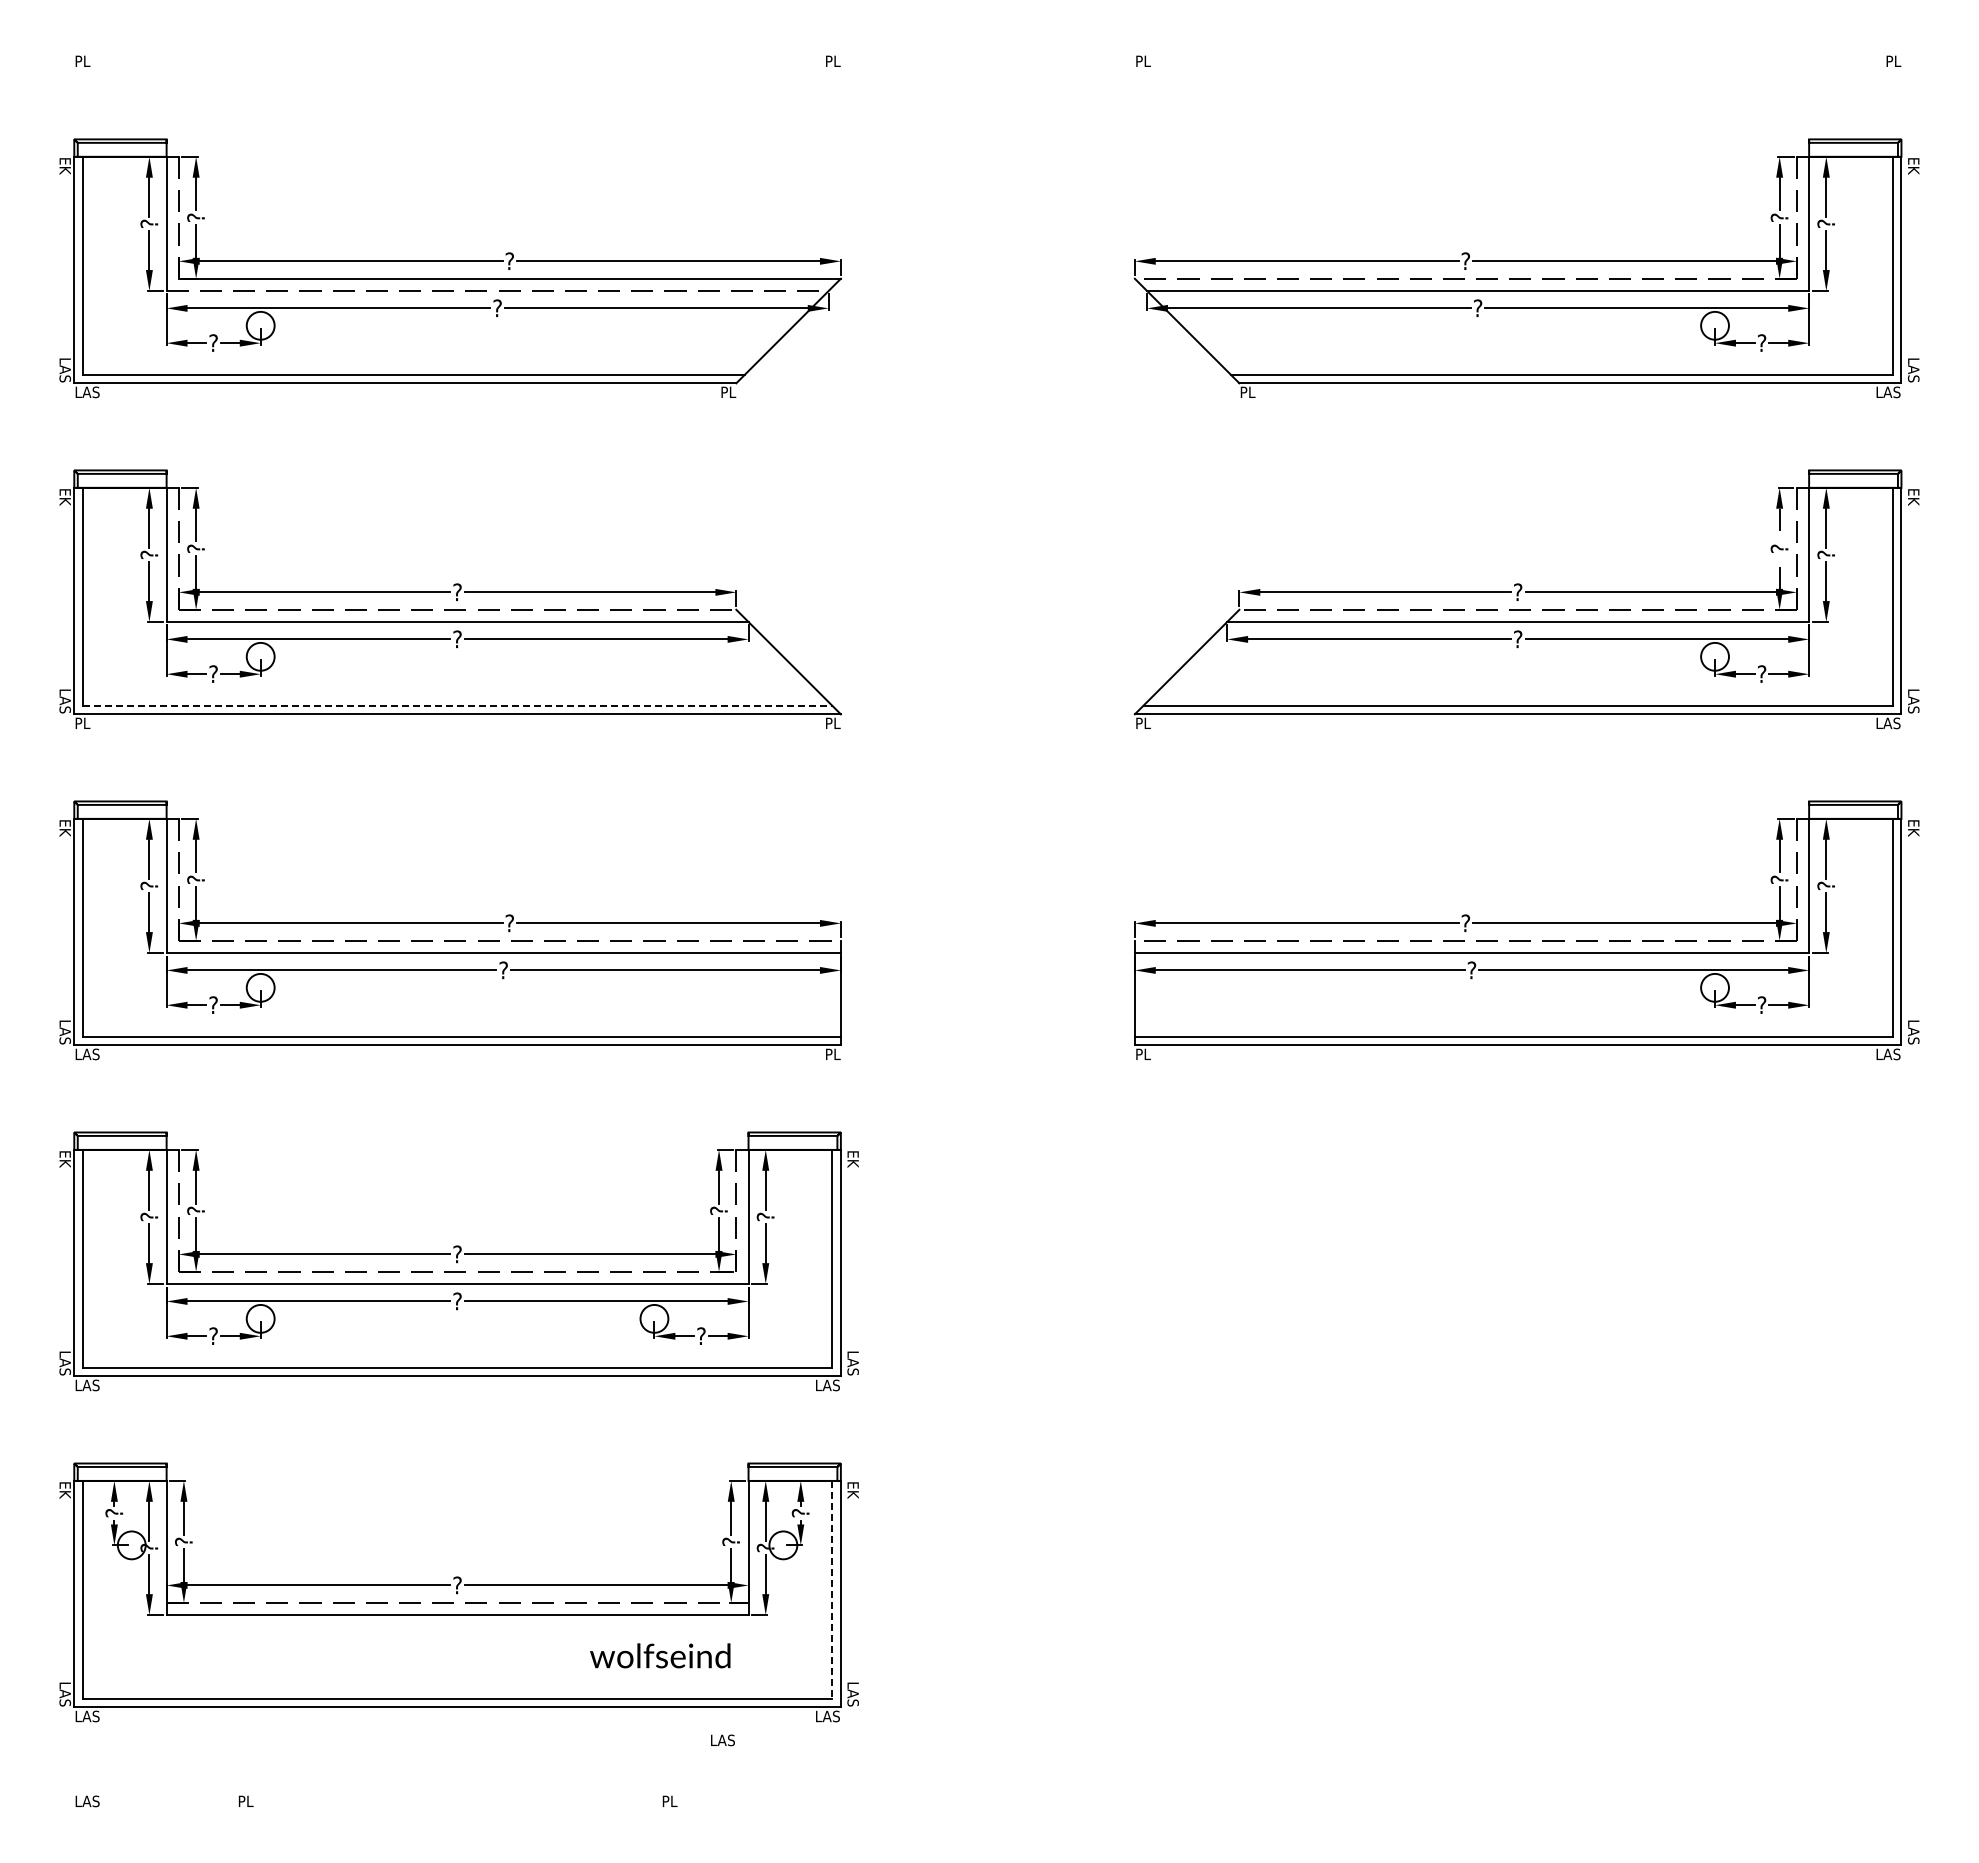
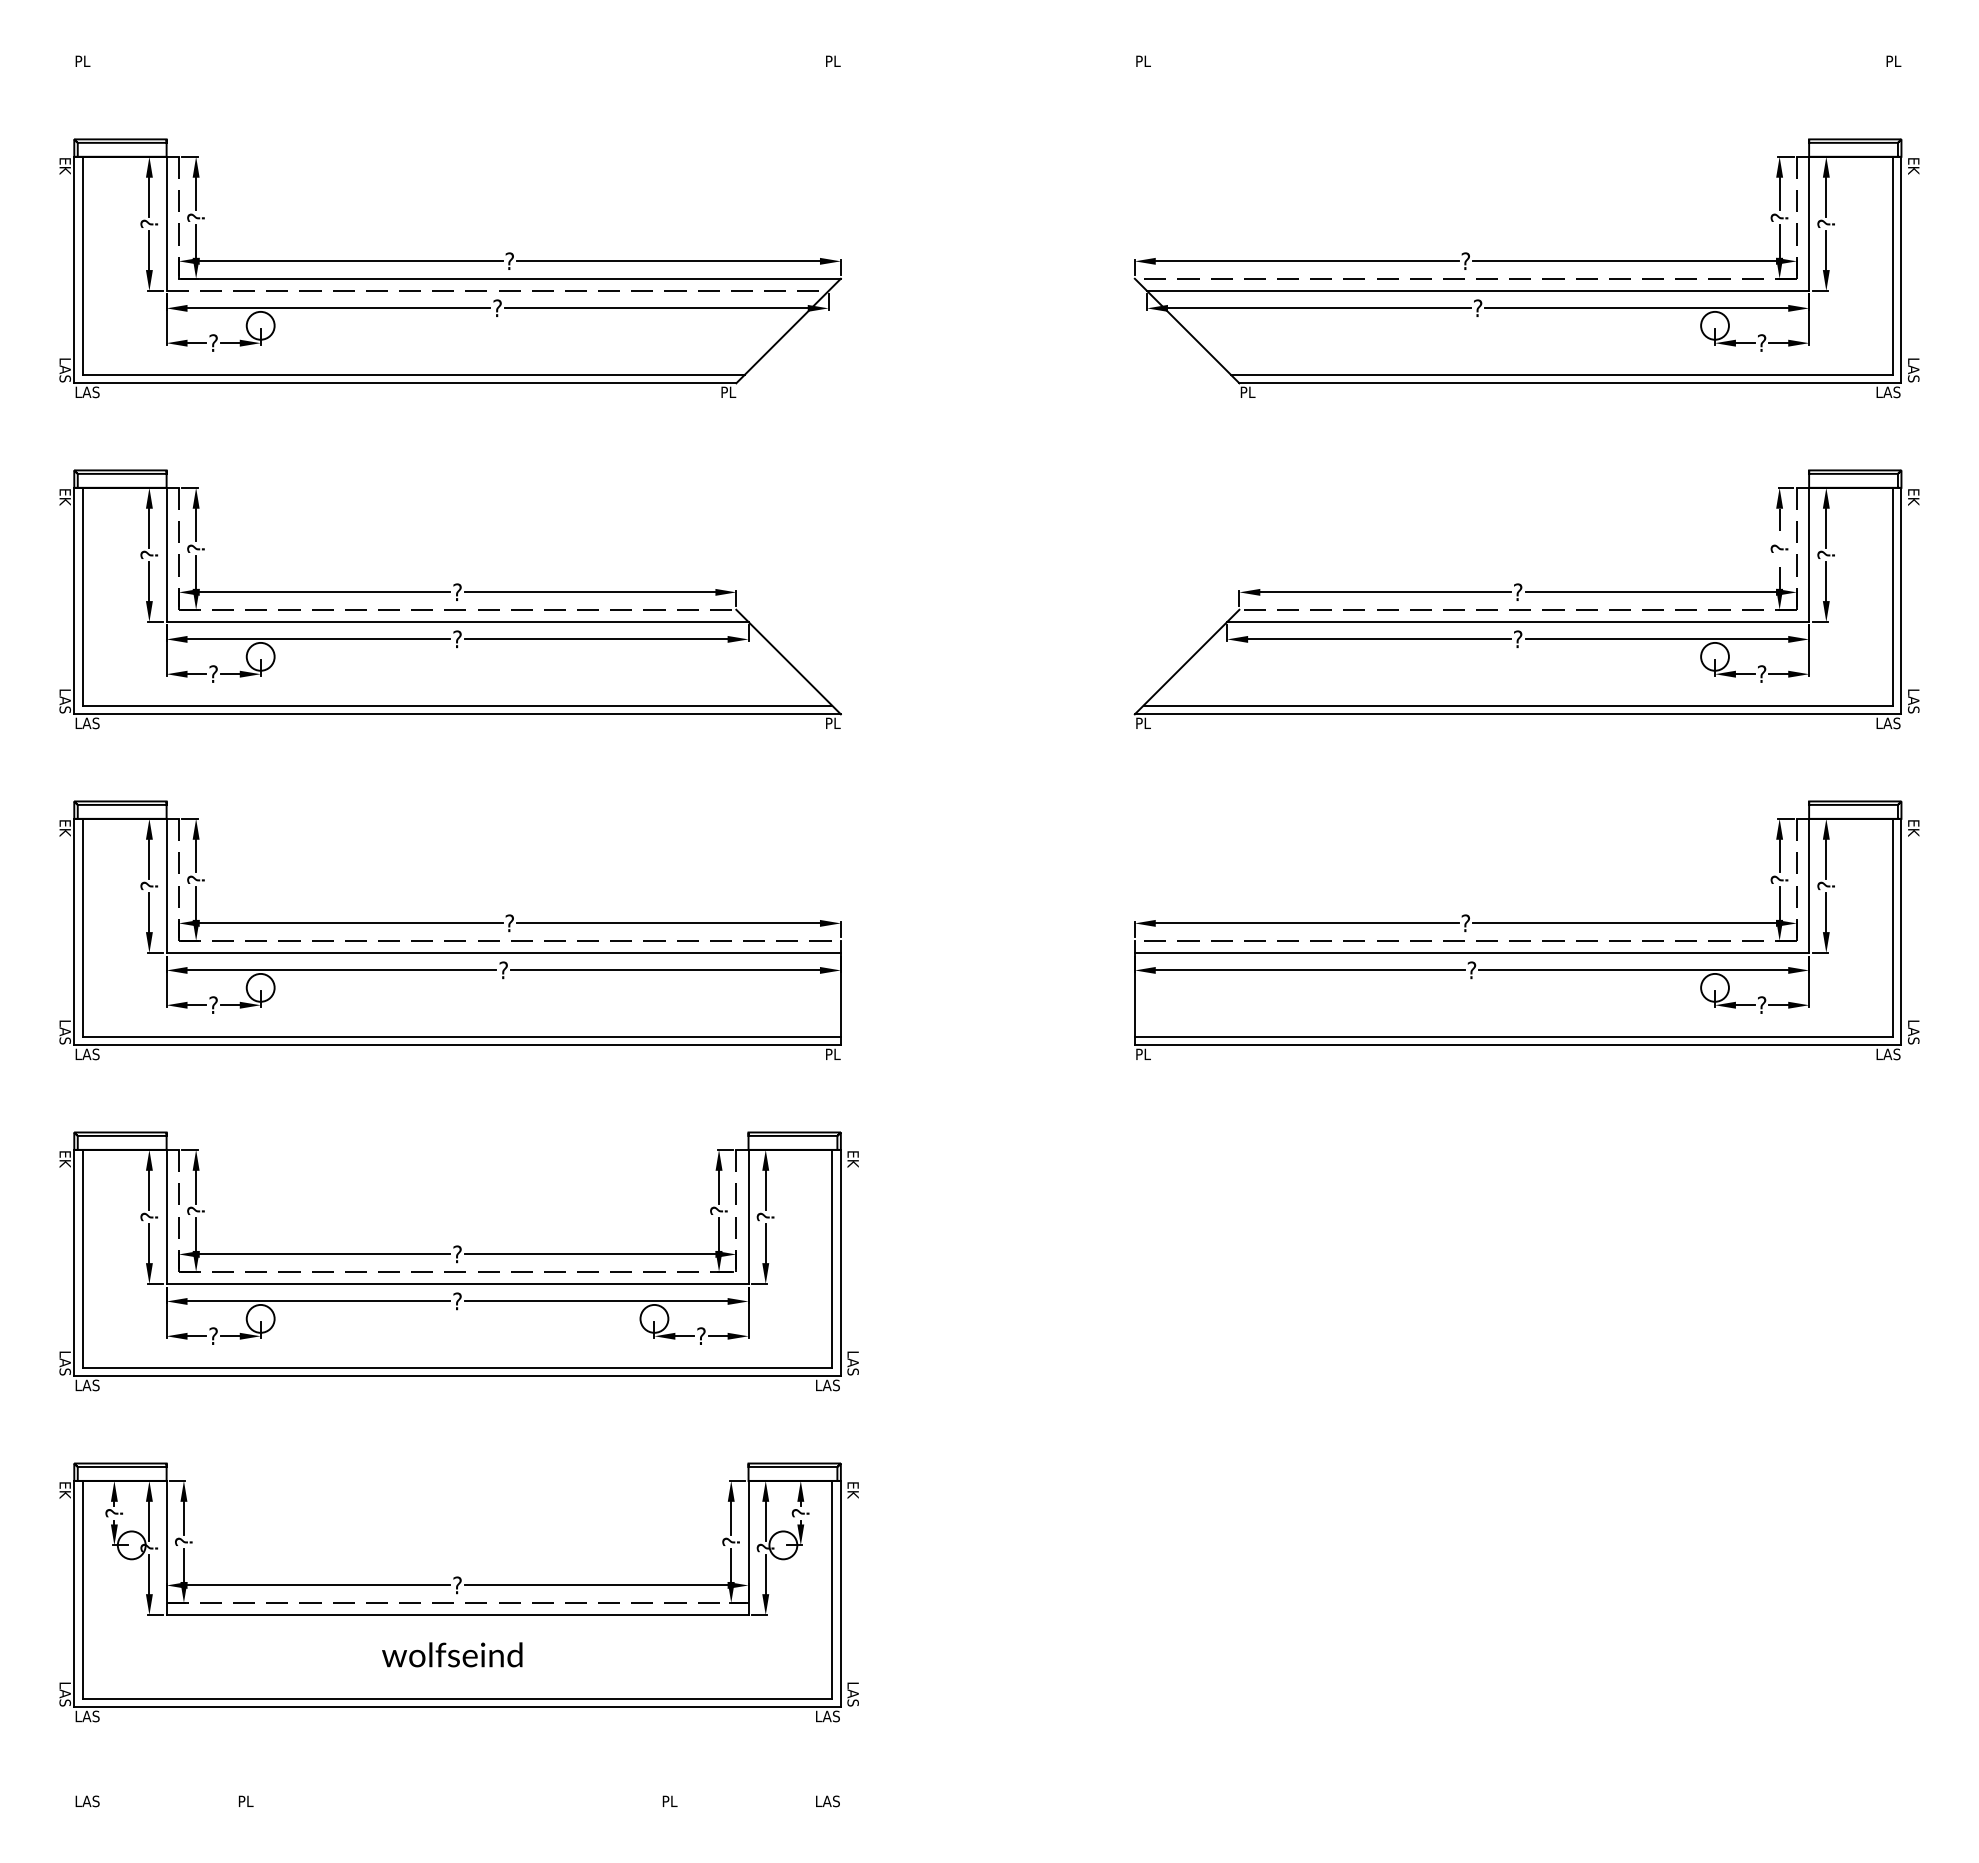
line: dashed -> solid (457, 705)
text: PL -> LAS (88, 723)
line: dashed -> solid (832, 1589)
text position: (660, 1655) -> (452, 1654) (452, 1654)
text position: (722, 1740) -> (827, 1801) (827, 1801)
